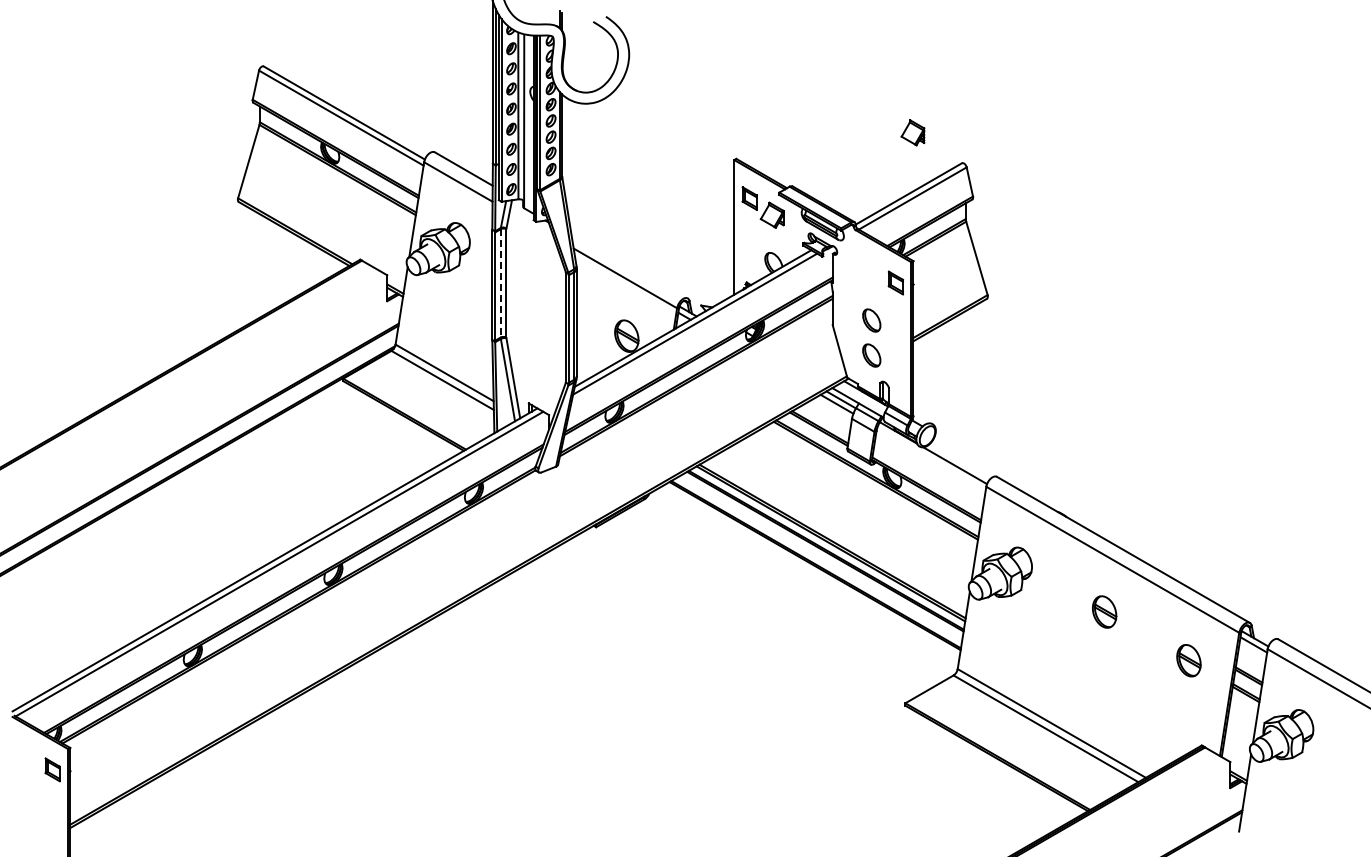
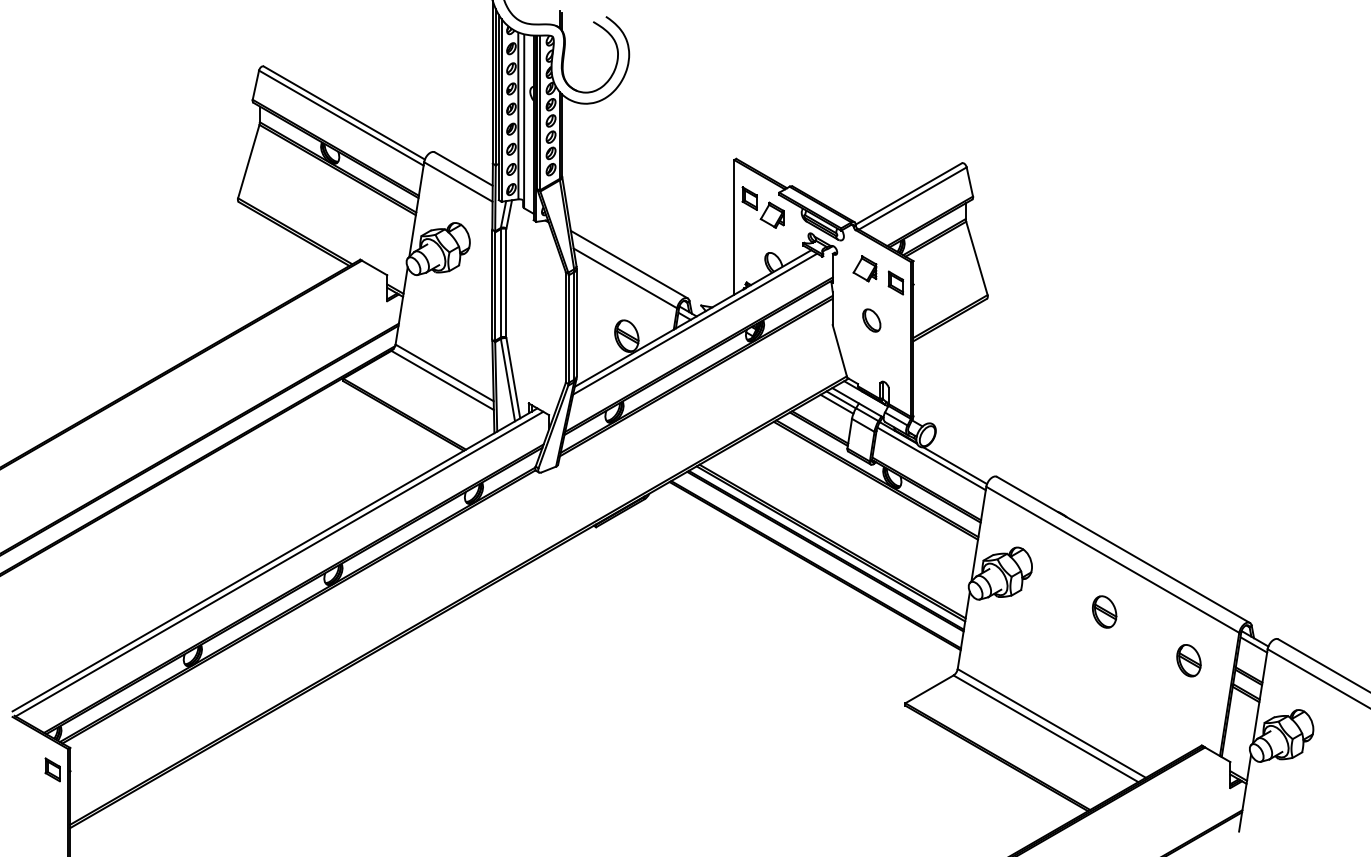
part position: (912, 132) -> (864, 268) (864, 268)
line: none -> present (628, 264)
line: dashed -> solid (500, 283)
part: present -> none (871, 355)
line: none -> present (931, 458)
